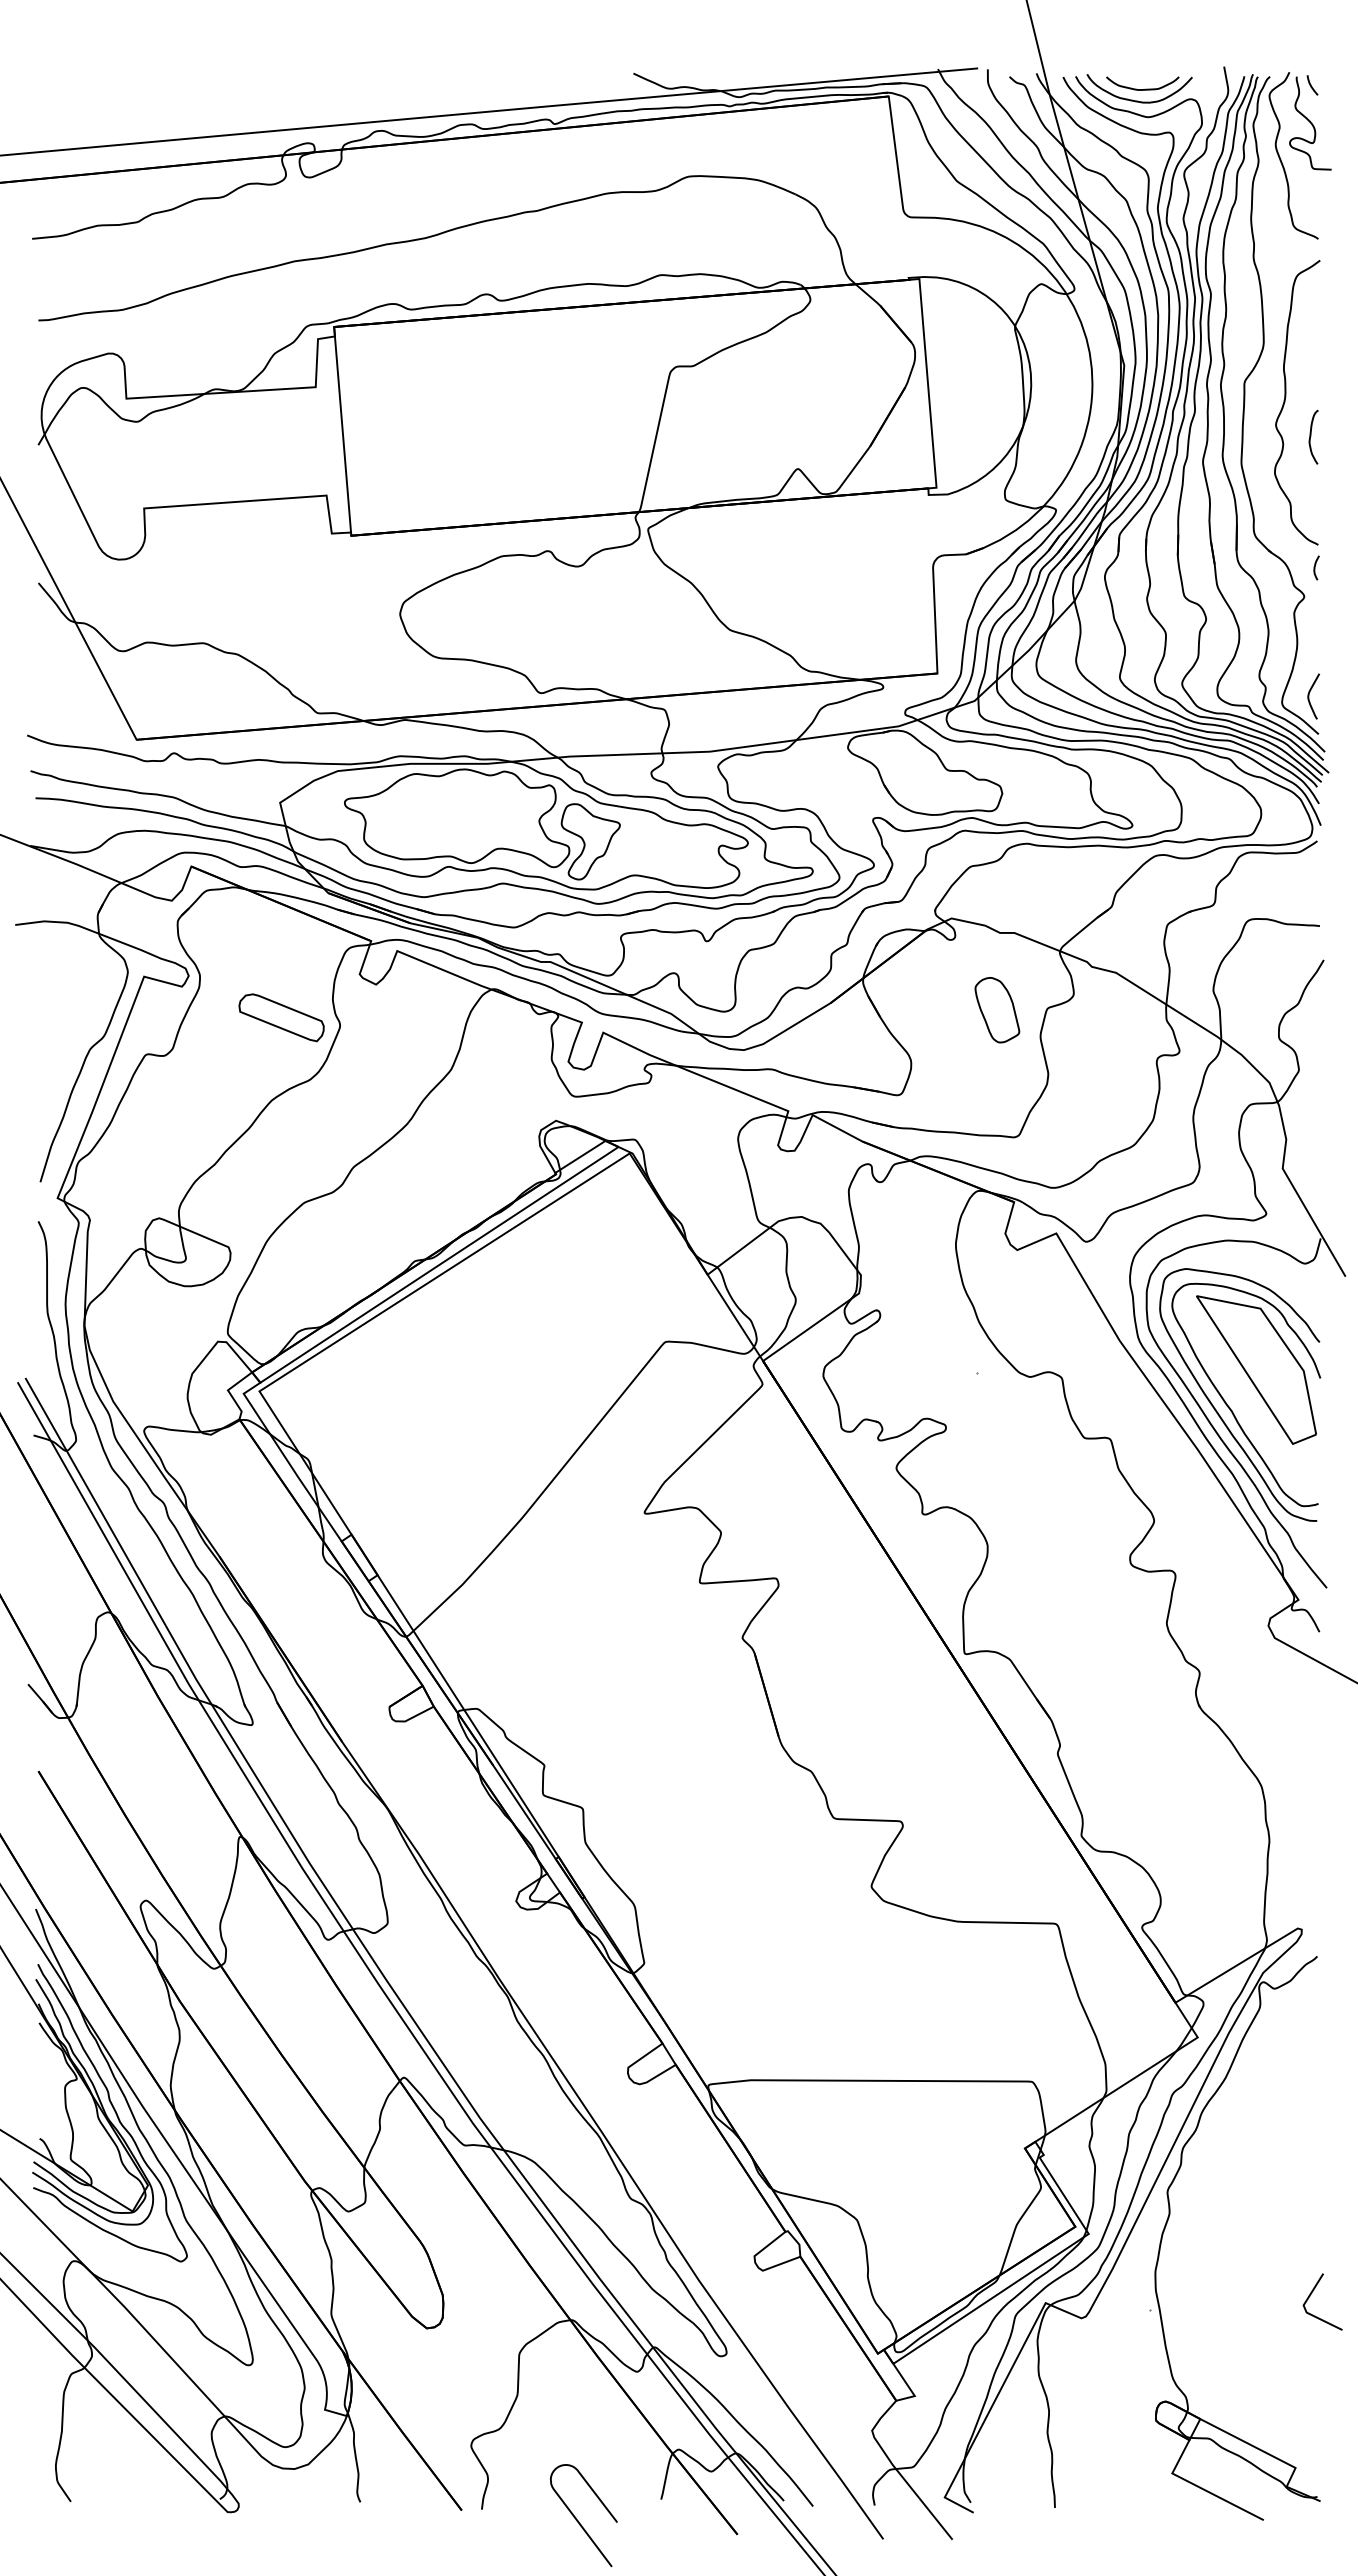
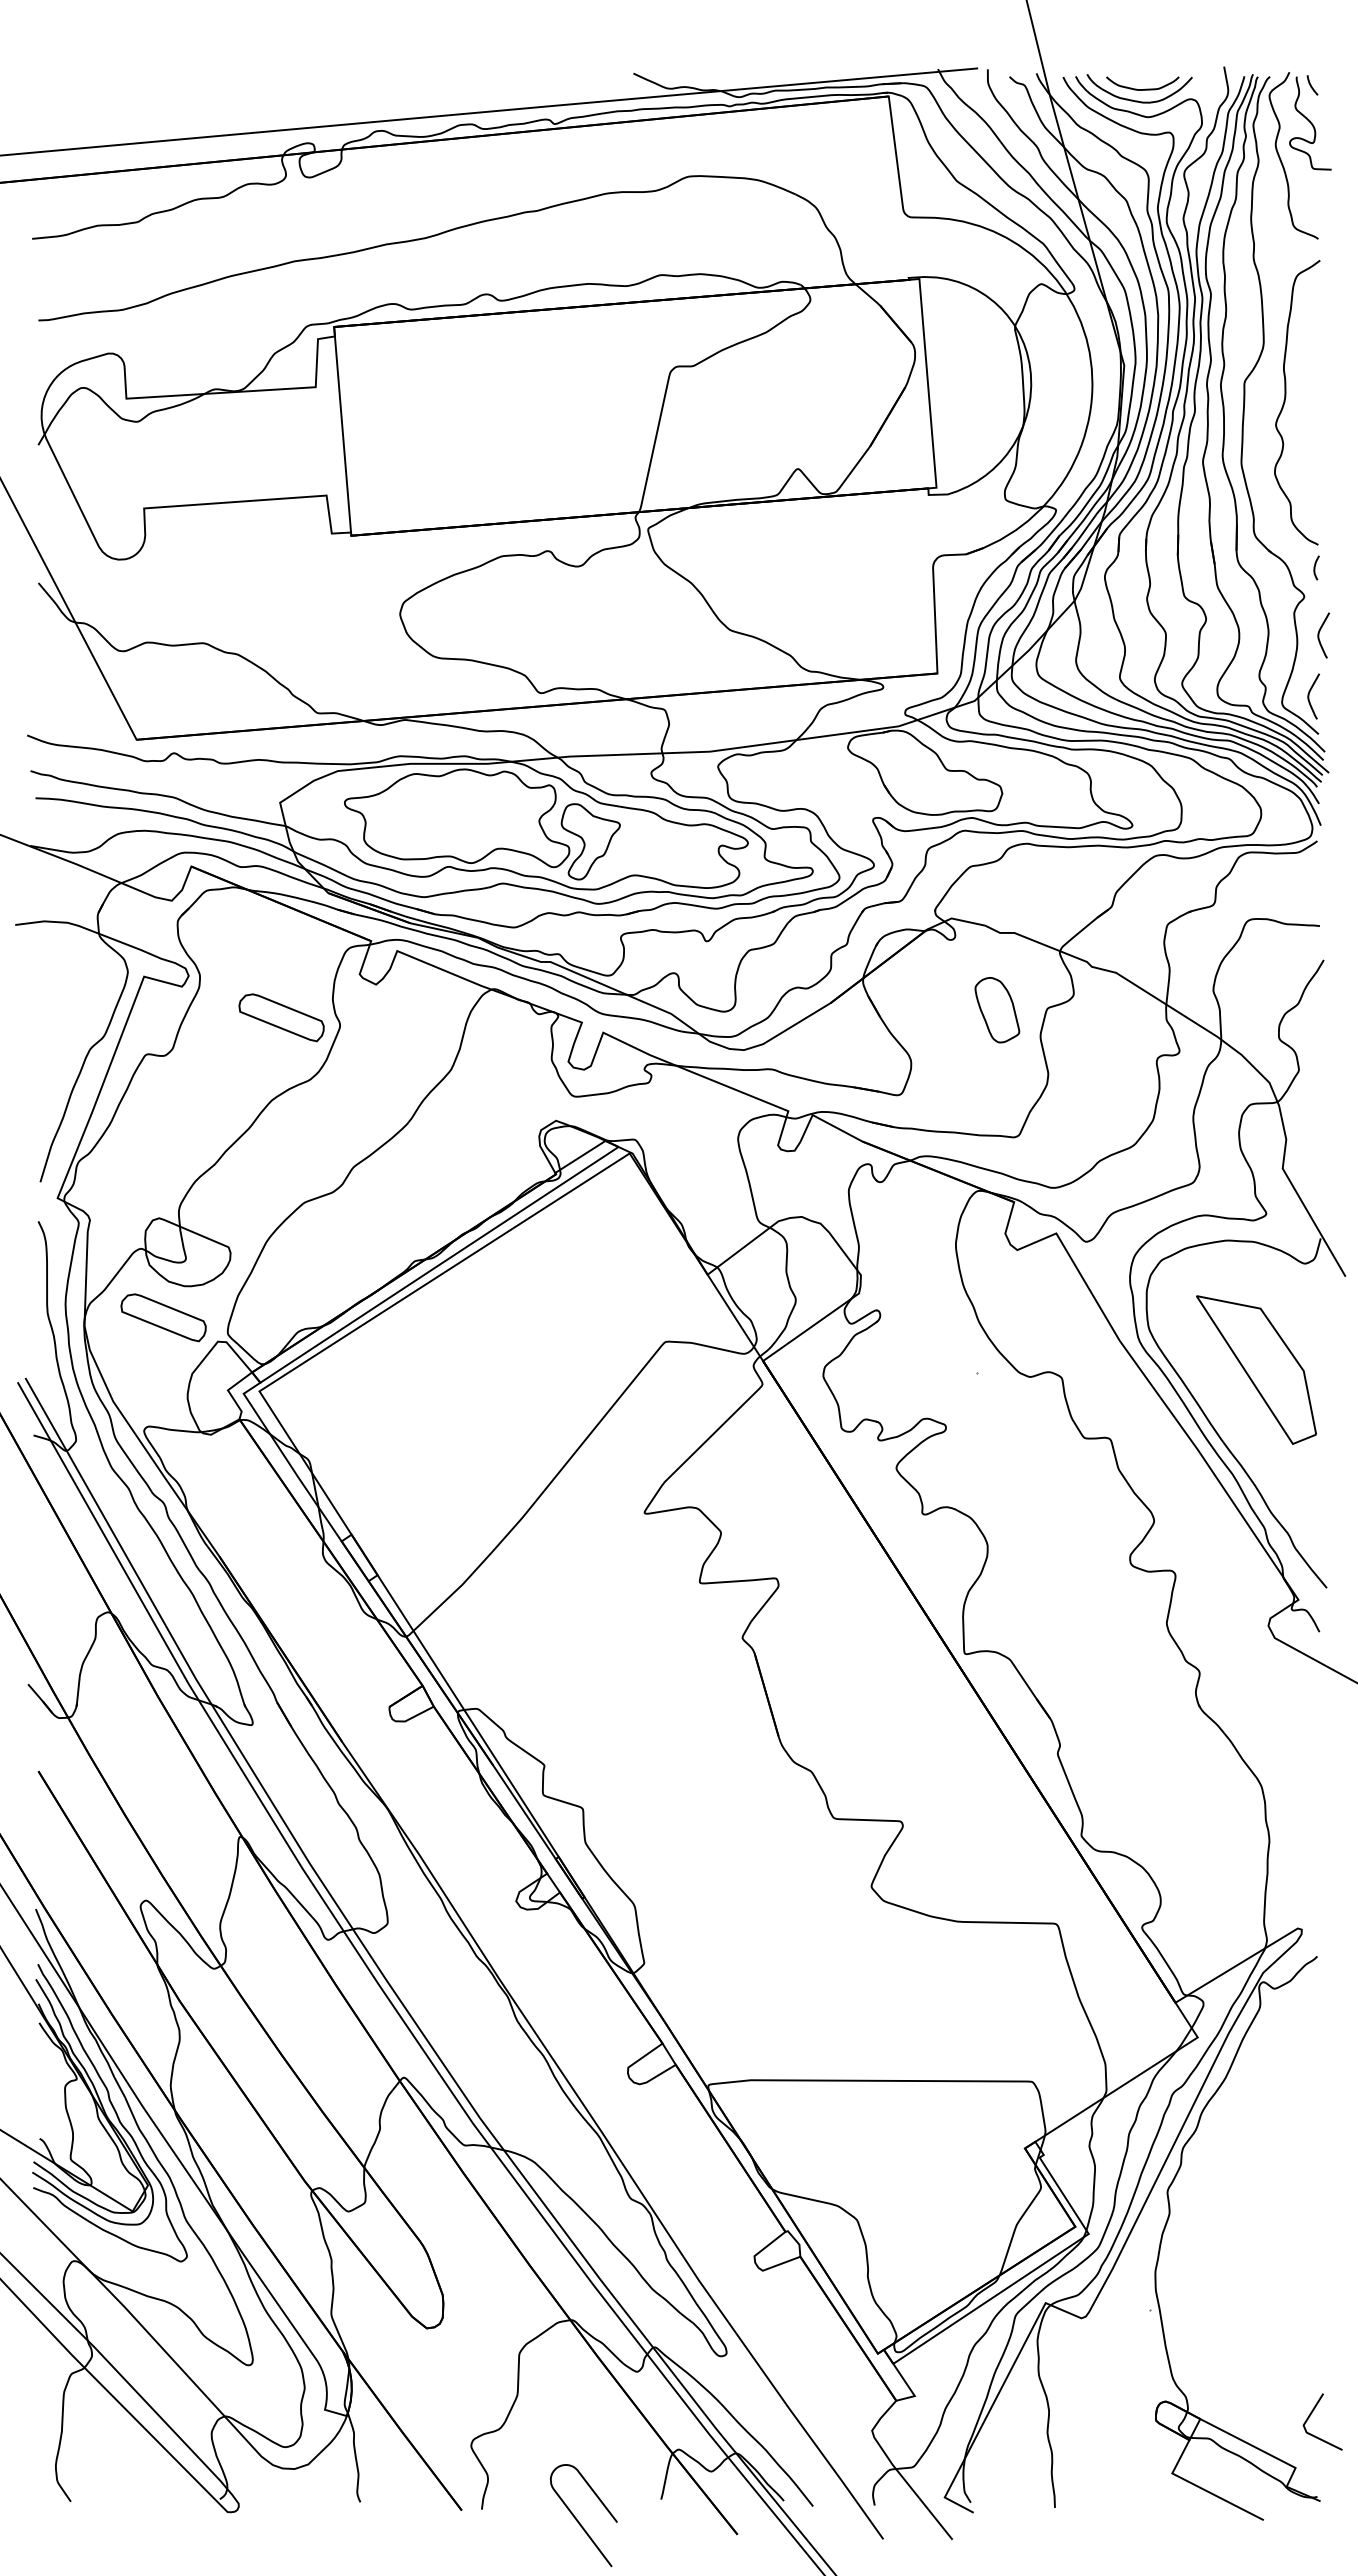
curve: present -> none (1311, 436)
curve: none -> present (1319, 635)
part: none -> present (163, 1317)
part: present -> none (1227, 1403)
line position: (1312, 2293) -> (1312, 2413) (1312, 2413)
